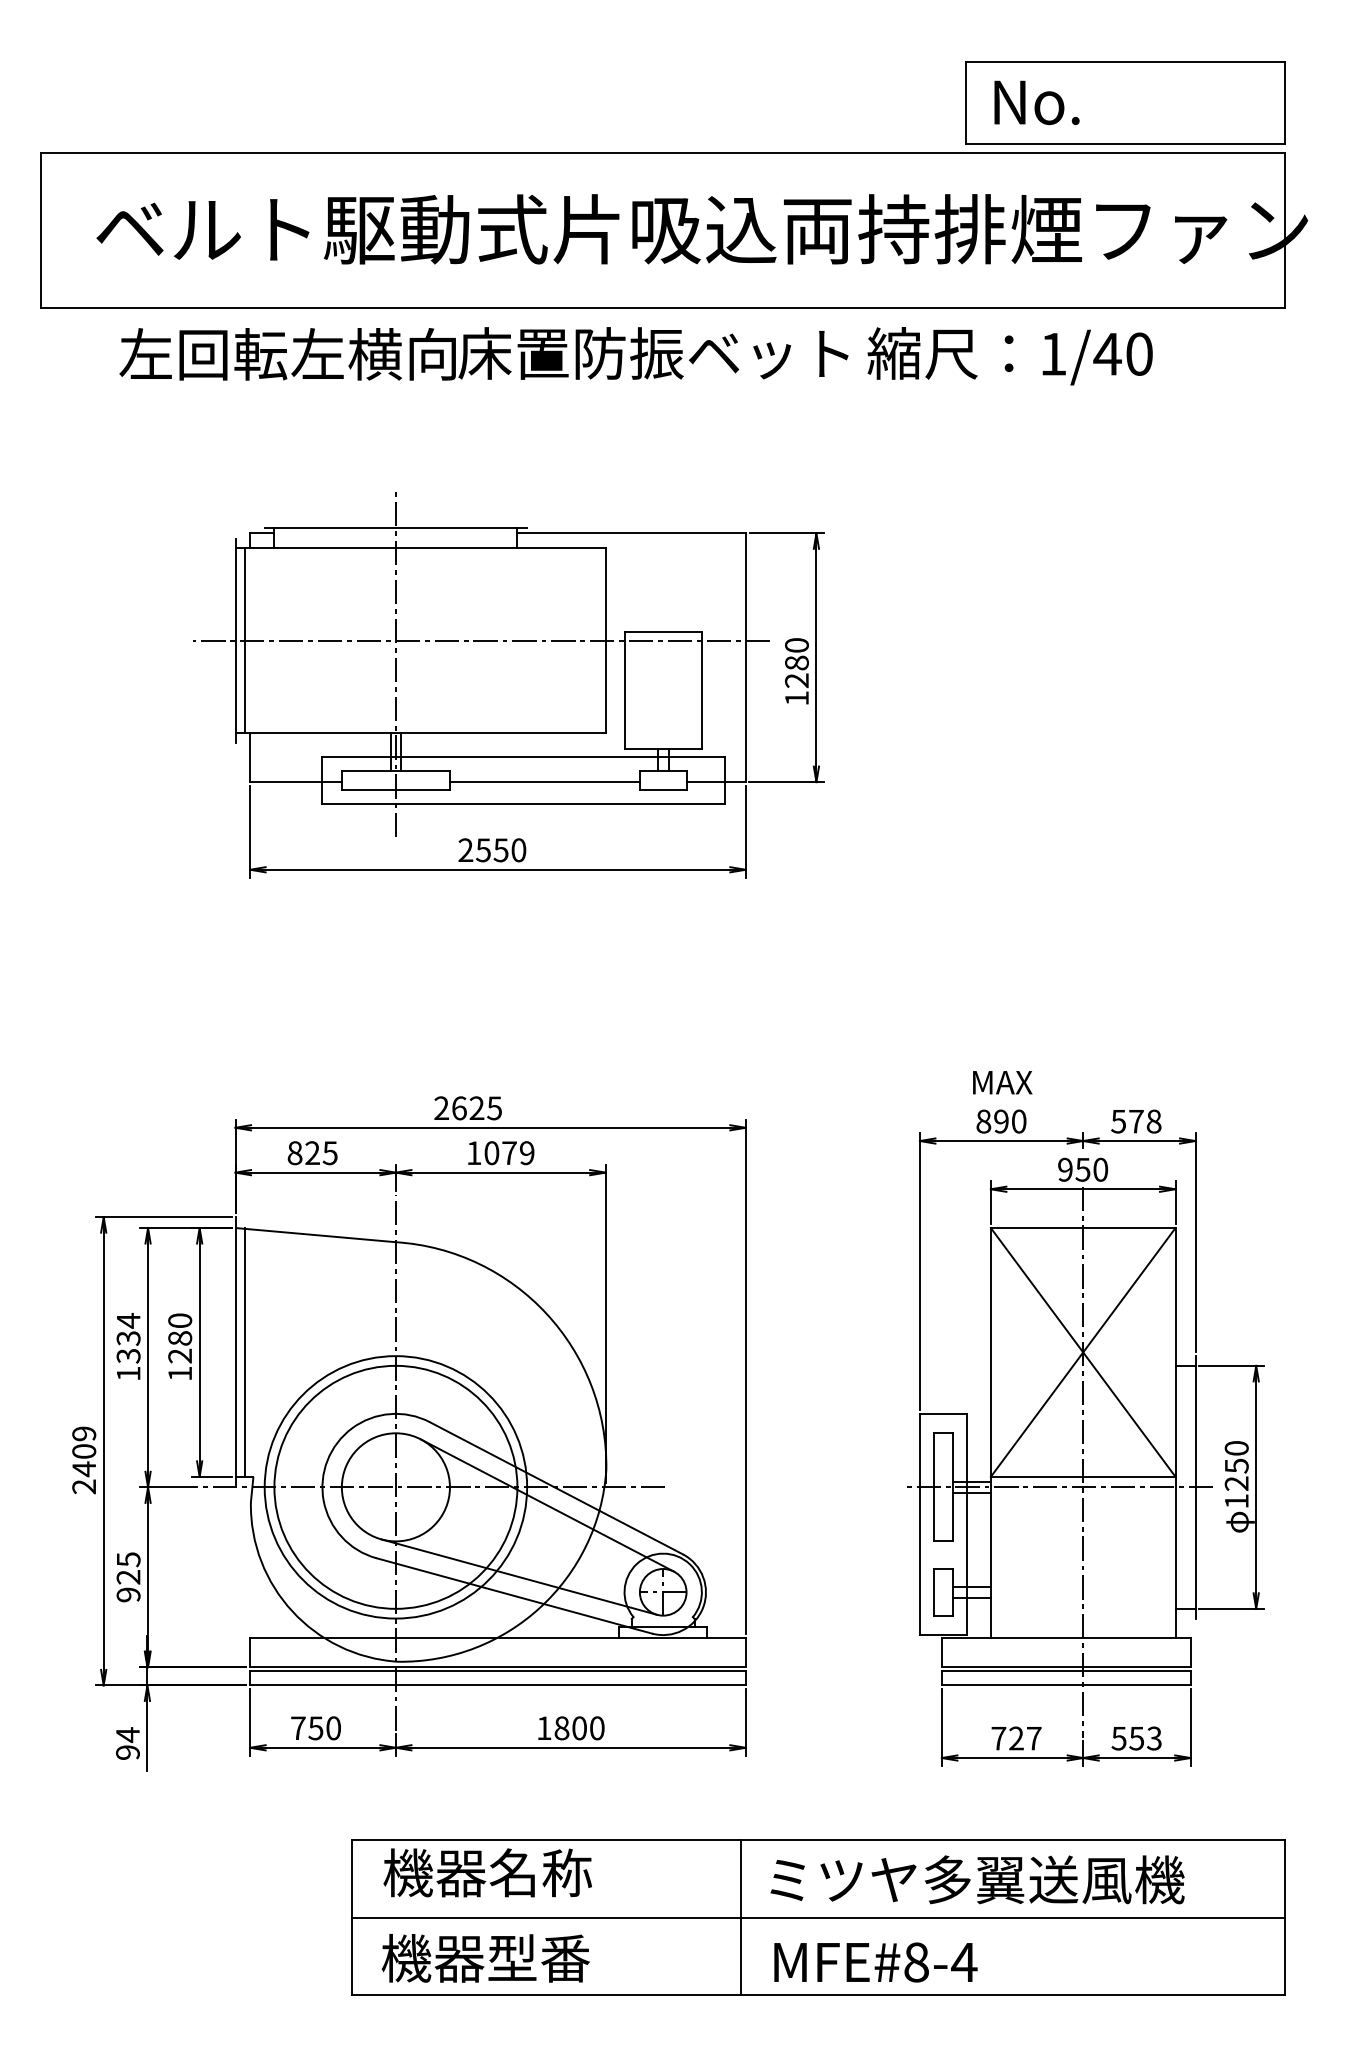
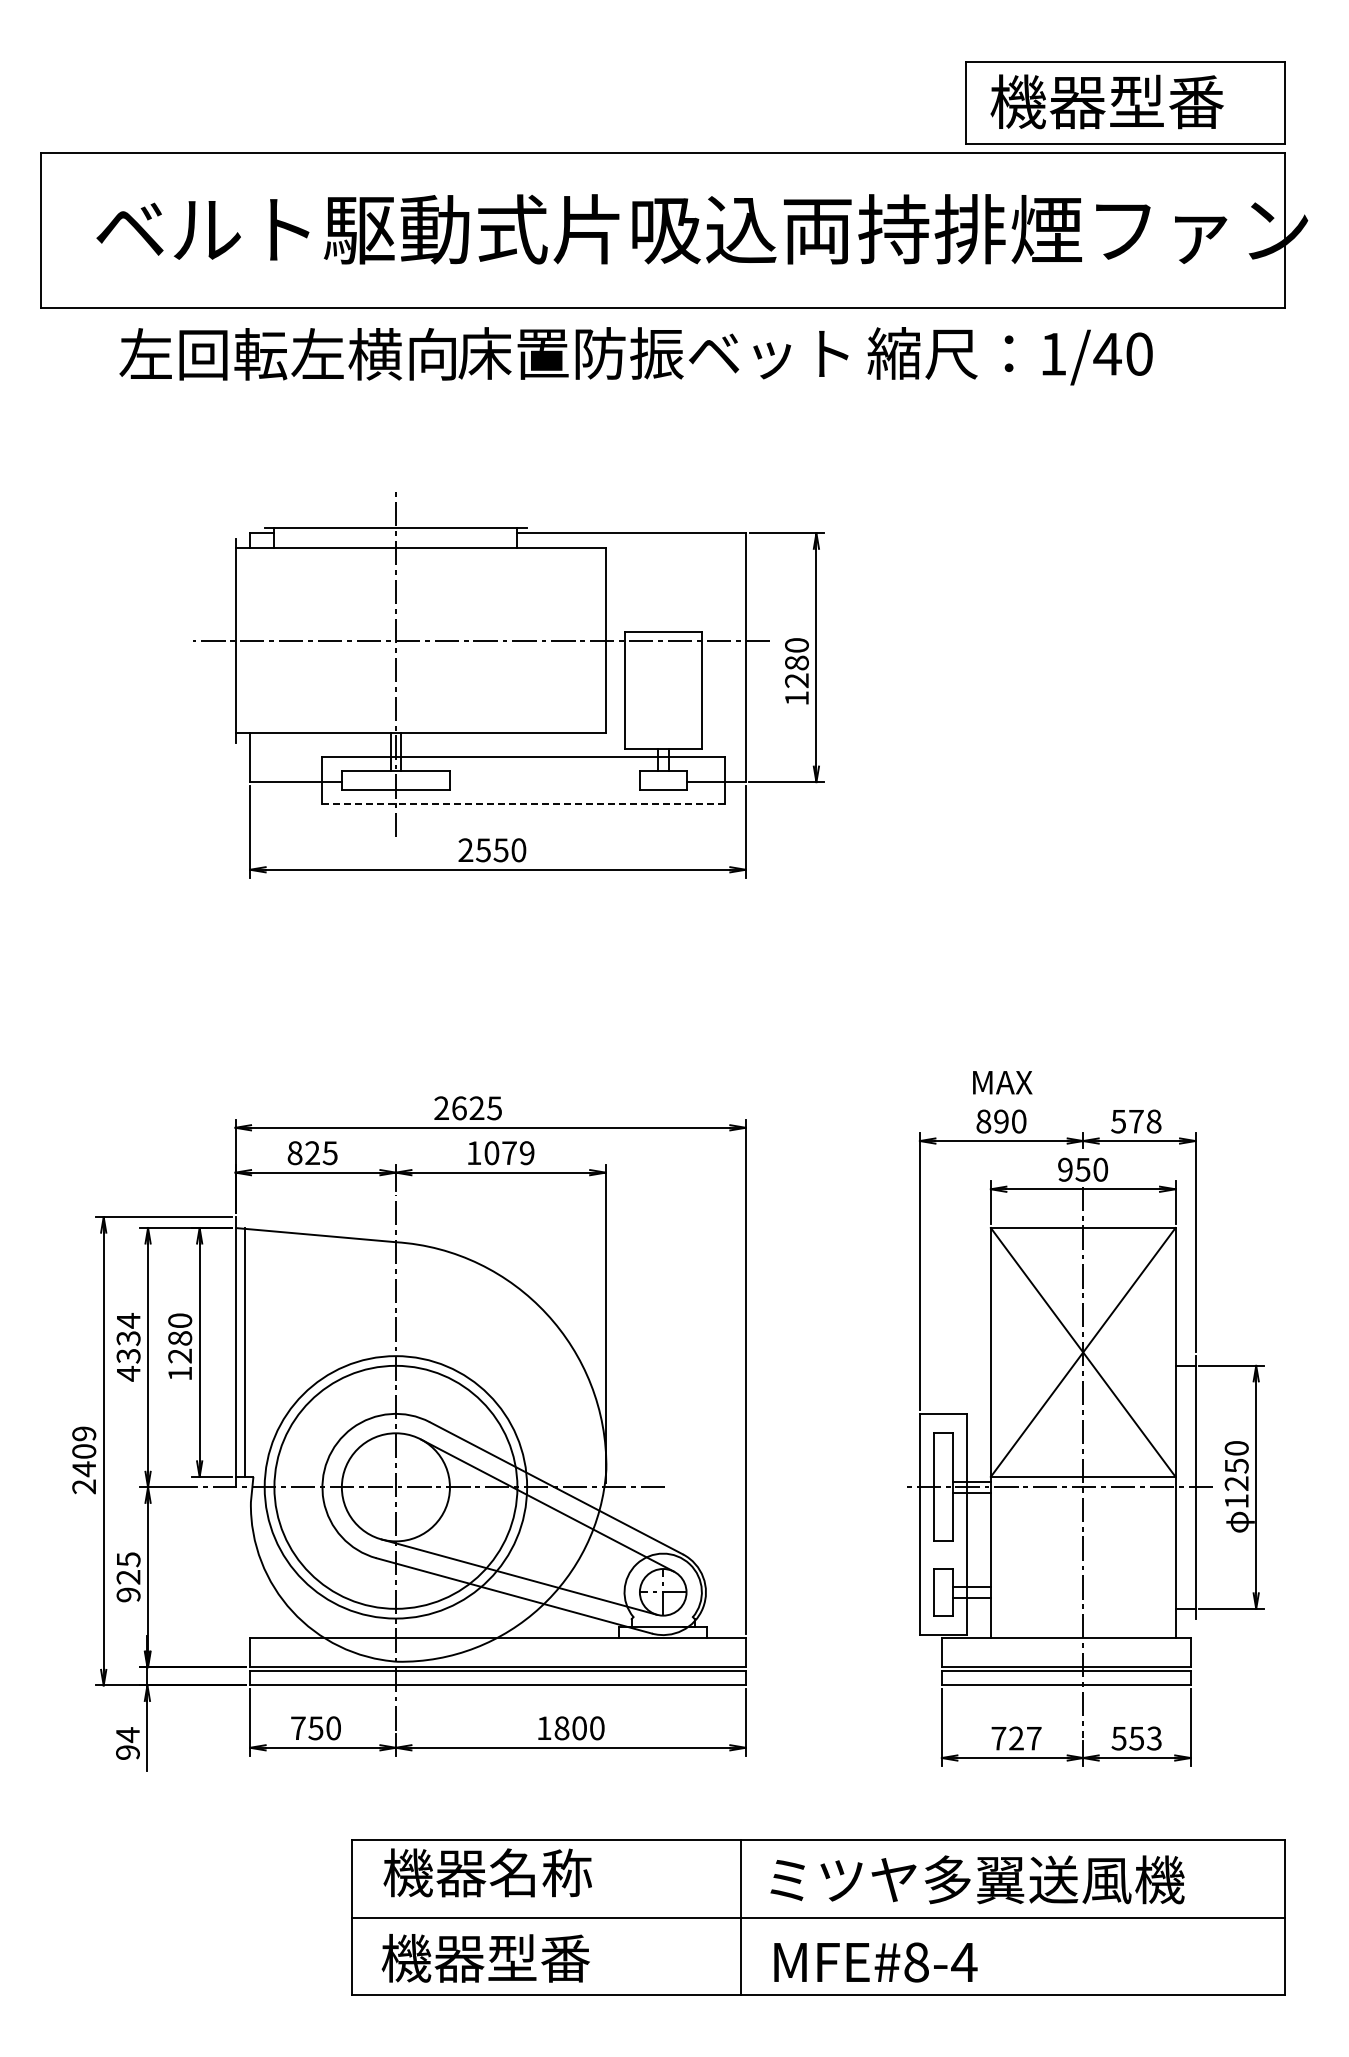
text: No. -> 機器型番 (1106, 101)
line: present -> none (245, 640)
line: present -> none (544, 782)
line: solid -> dashed (524, 804)
text: 1334 -> 4334 (128, 1373)
